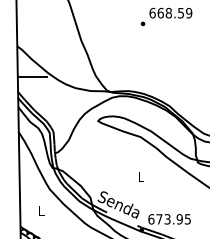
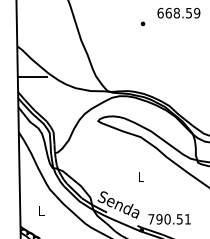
text position: (170, 12) -> (178, 12) (178, 12)
text: 673.95 -> 790.51 (169, 219)
